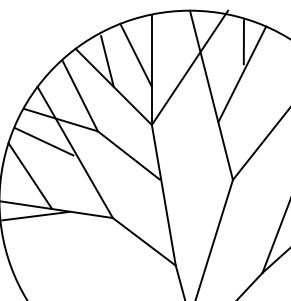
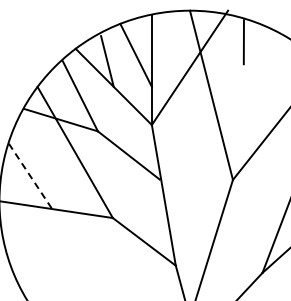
line: present -> none (242, 73)
line: present -> none (44, 141)
line: solid -> dashed (29, 175)
line: present -> none (35, 215)
